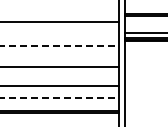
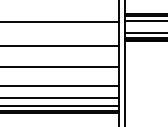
line: none -> present (144, 20)
line: dashed -> solid (59, 45)
line: dashed -> solid (59, 97)
line: none -> present (60, 106)
